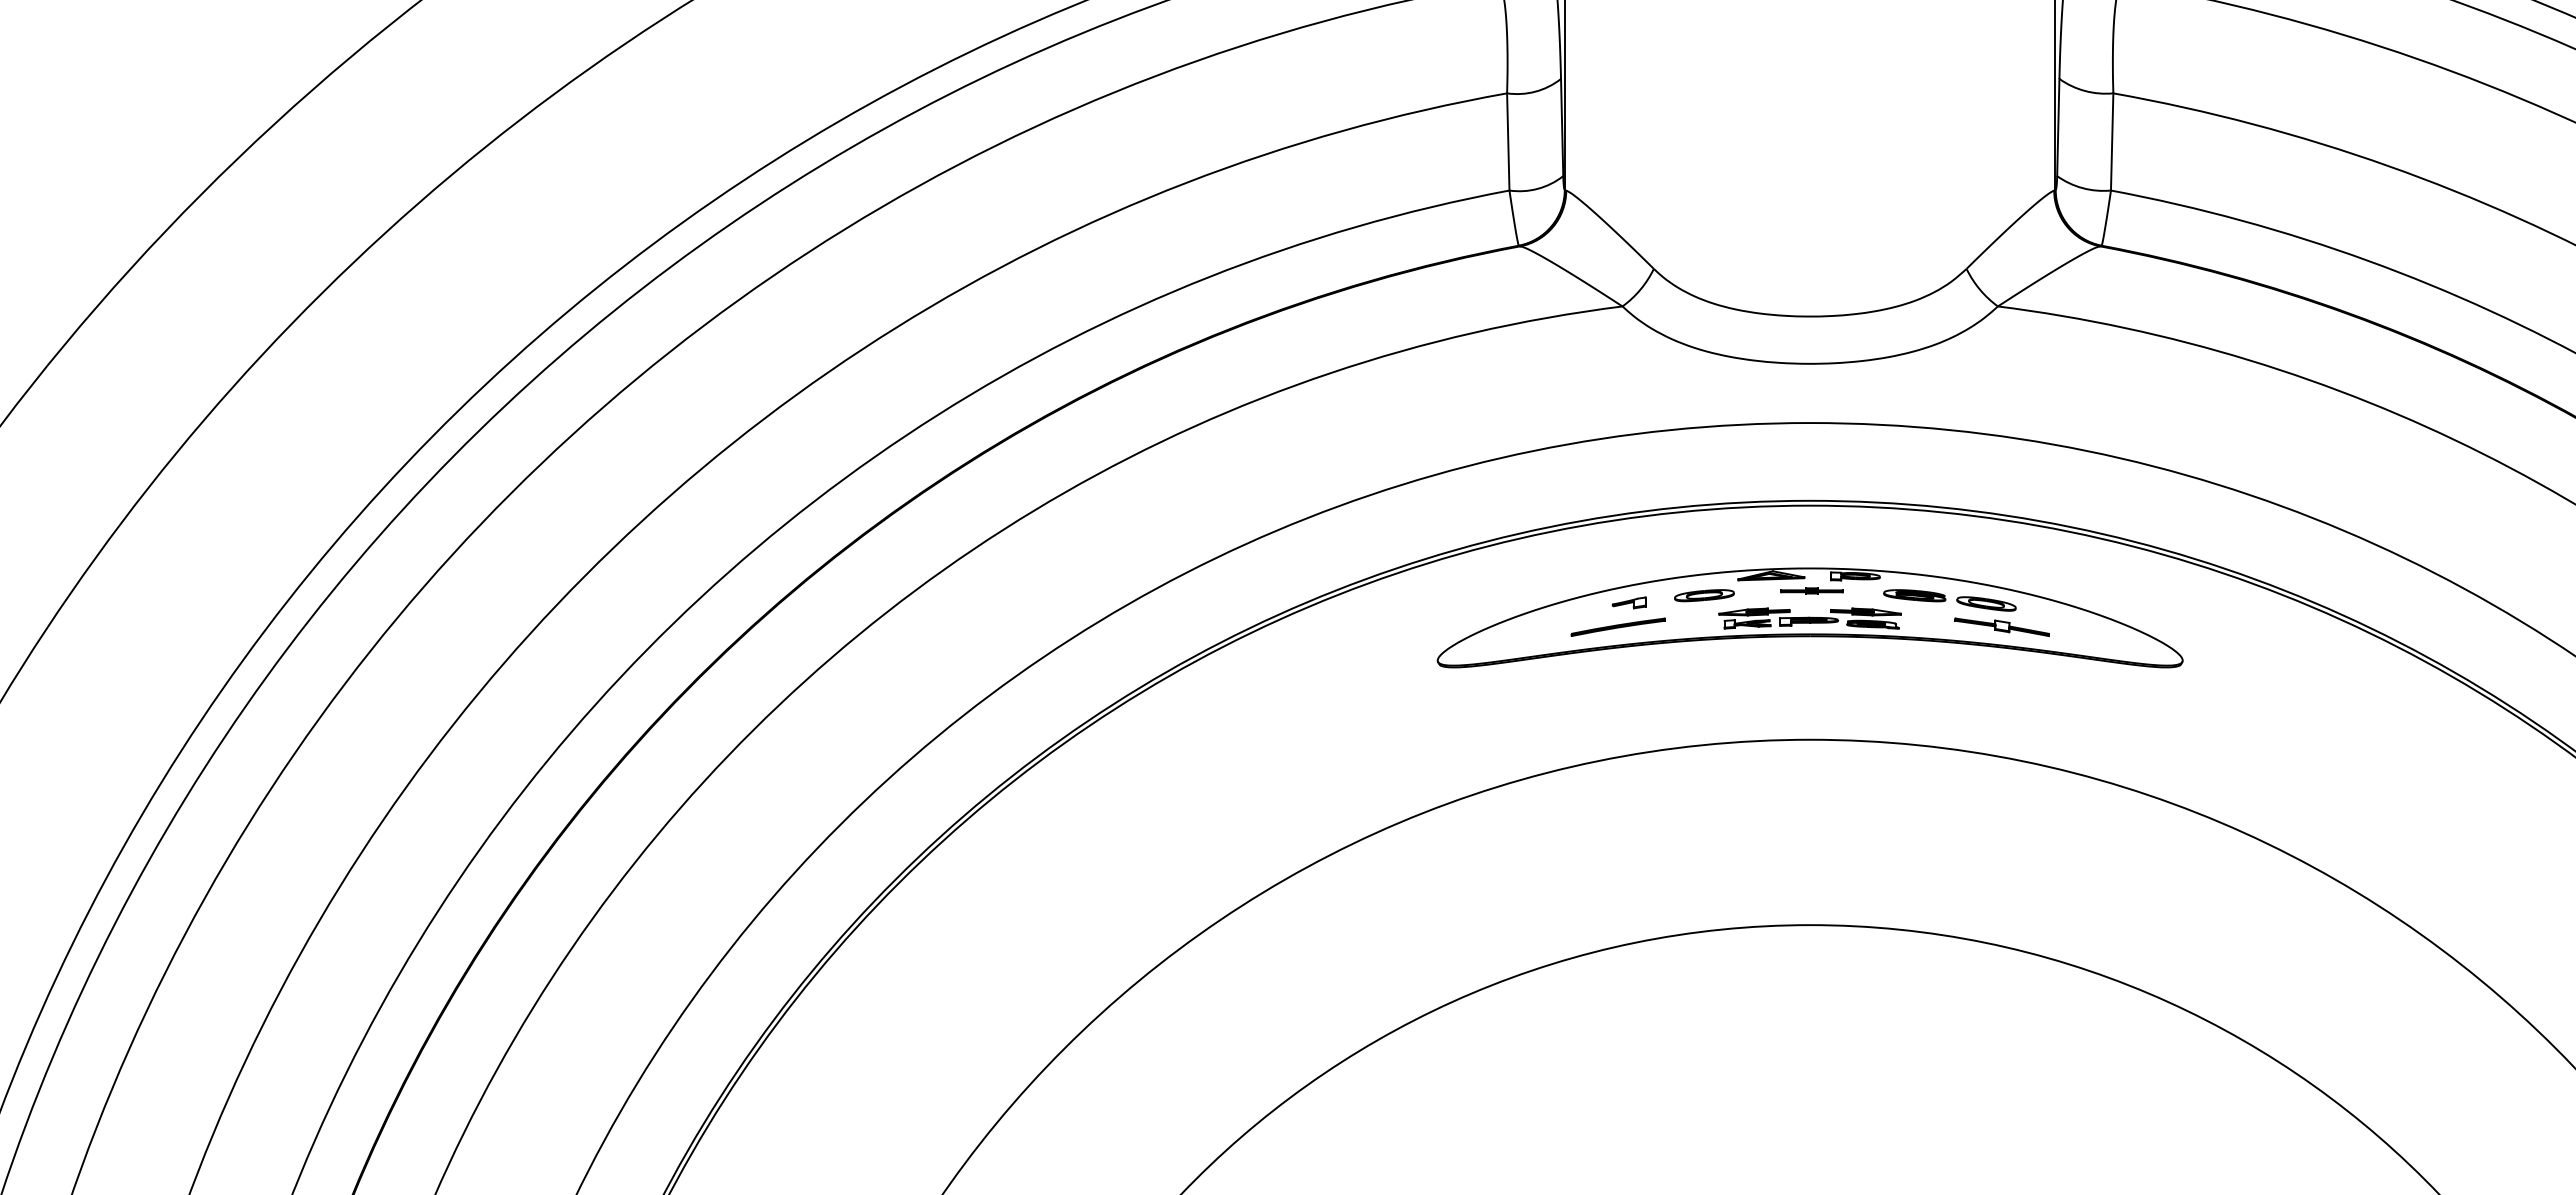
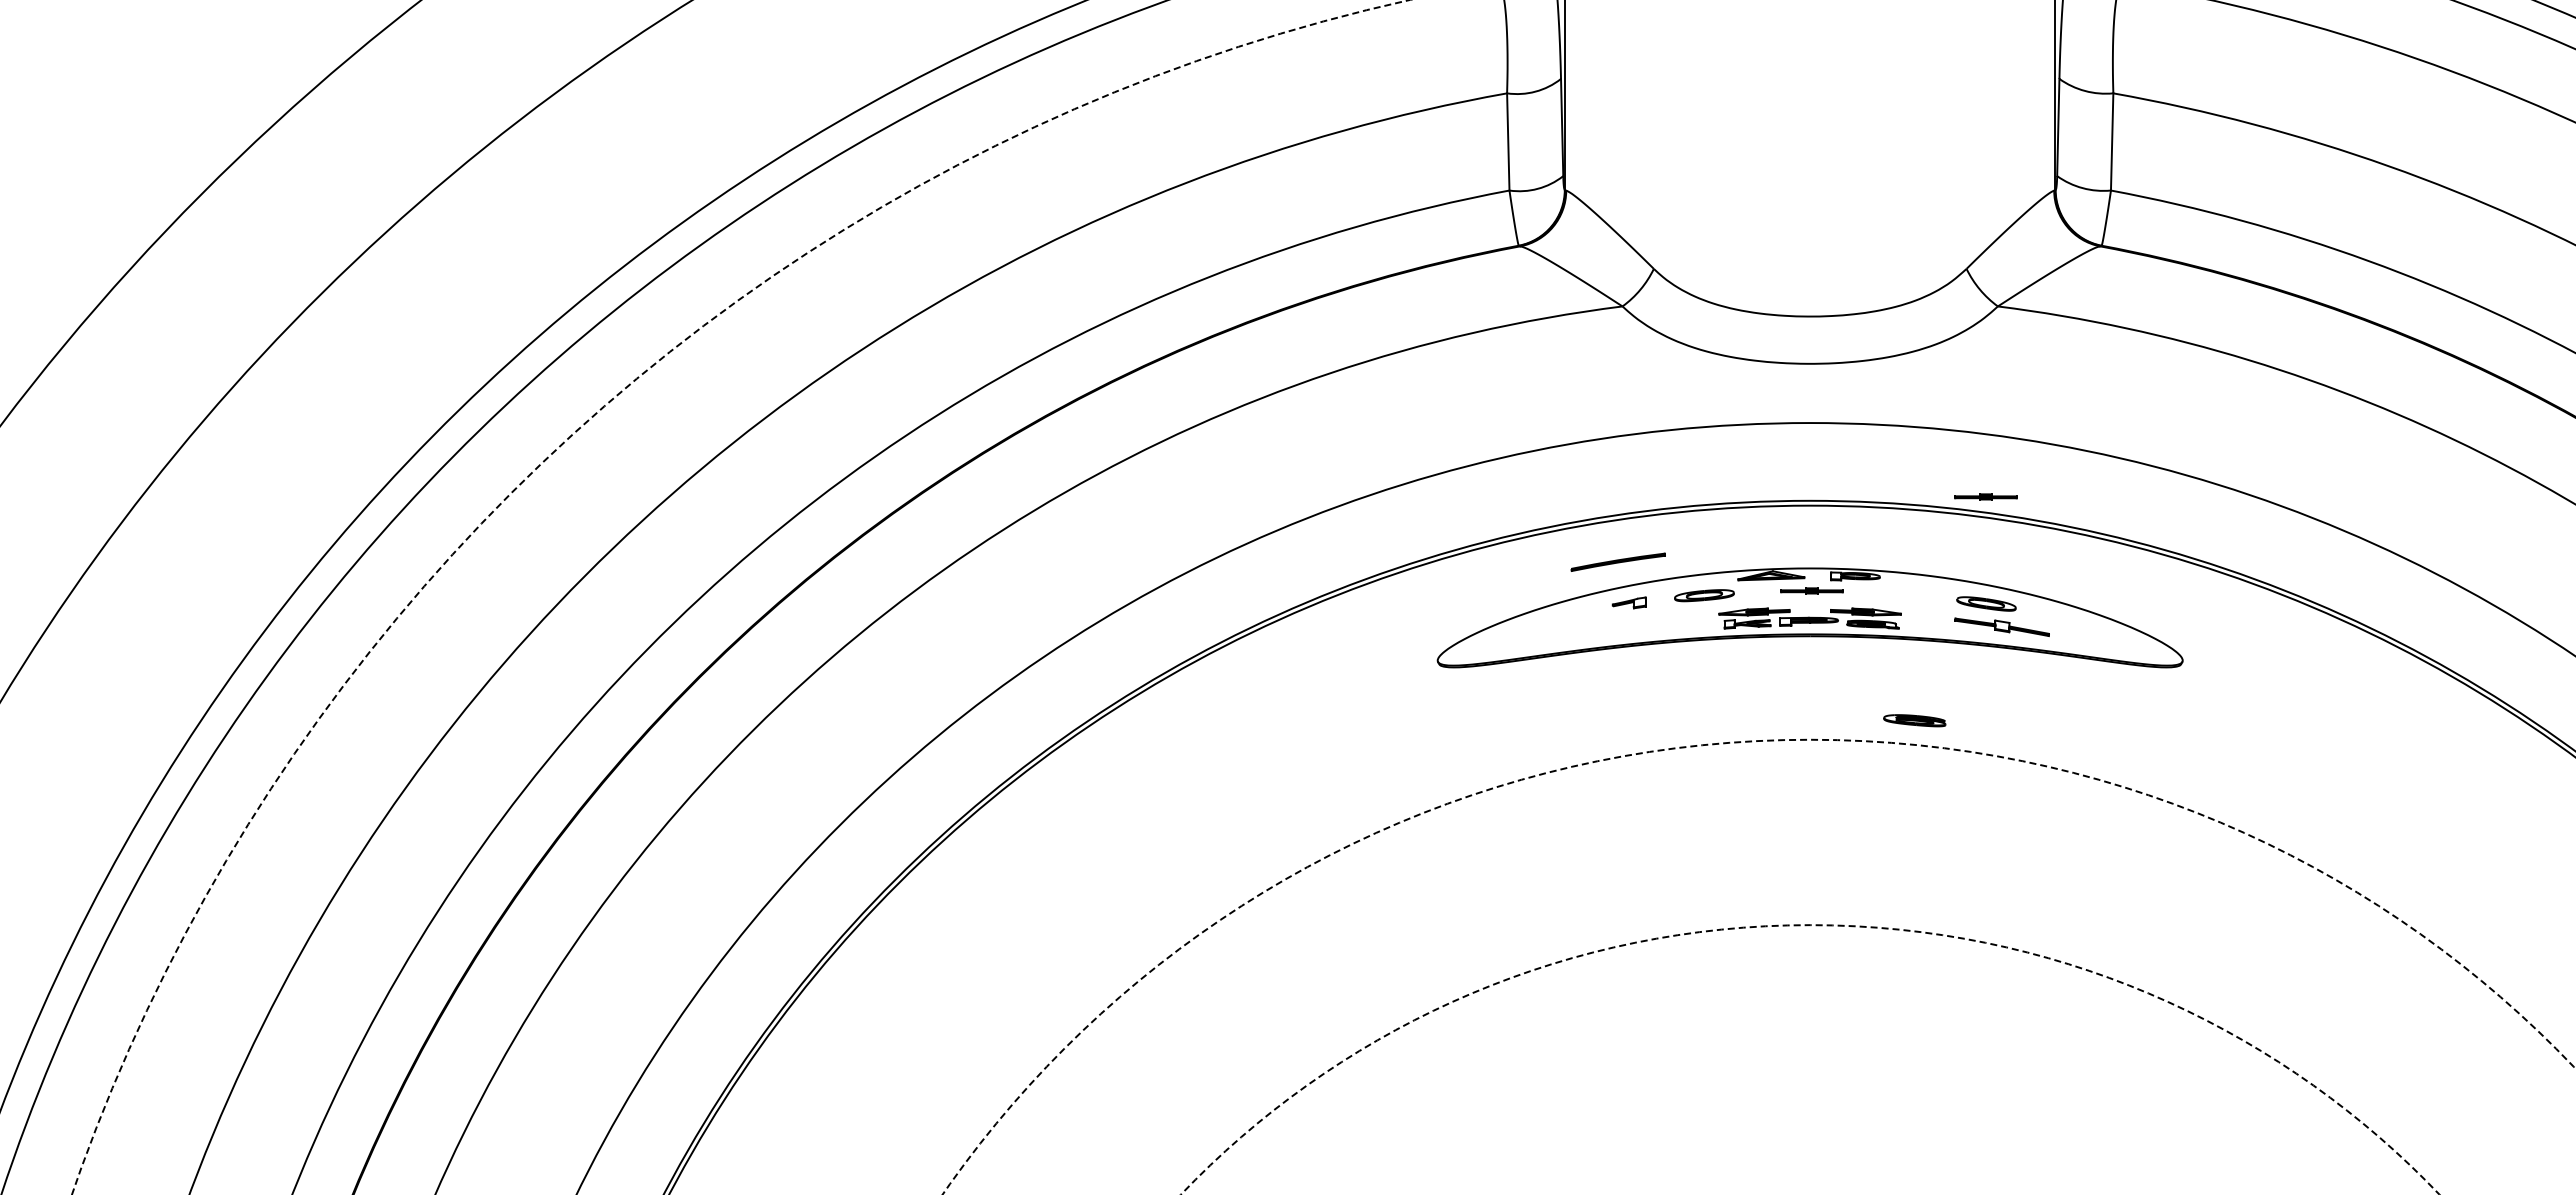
arc: solid -> dashed (583, 424)
part: none -> present (1985, 496)
part position: (1914, 595) -> (1914, 720) (1914, 720)
part position: (1617, 626) -> (1617, 561) (1617, 561)
circle: solid -> dashed (1758, 966)
circle: solid -> dashed (1810, 1059)
